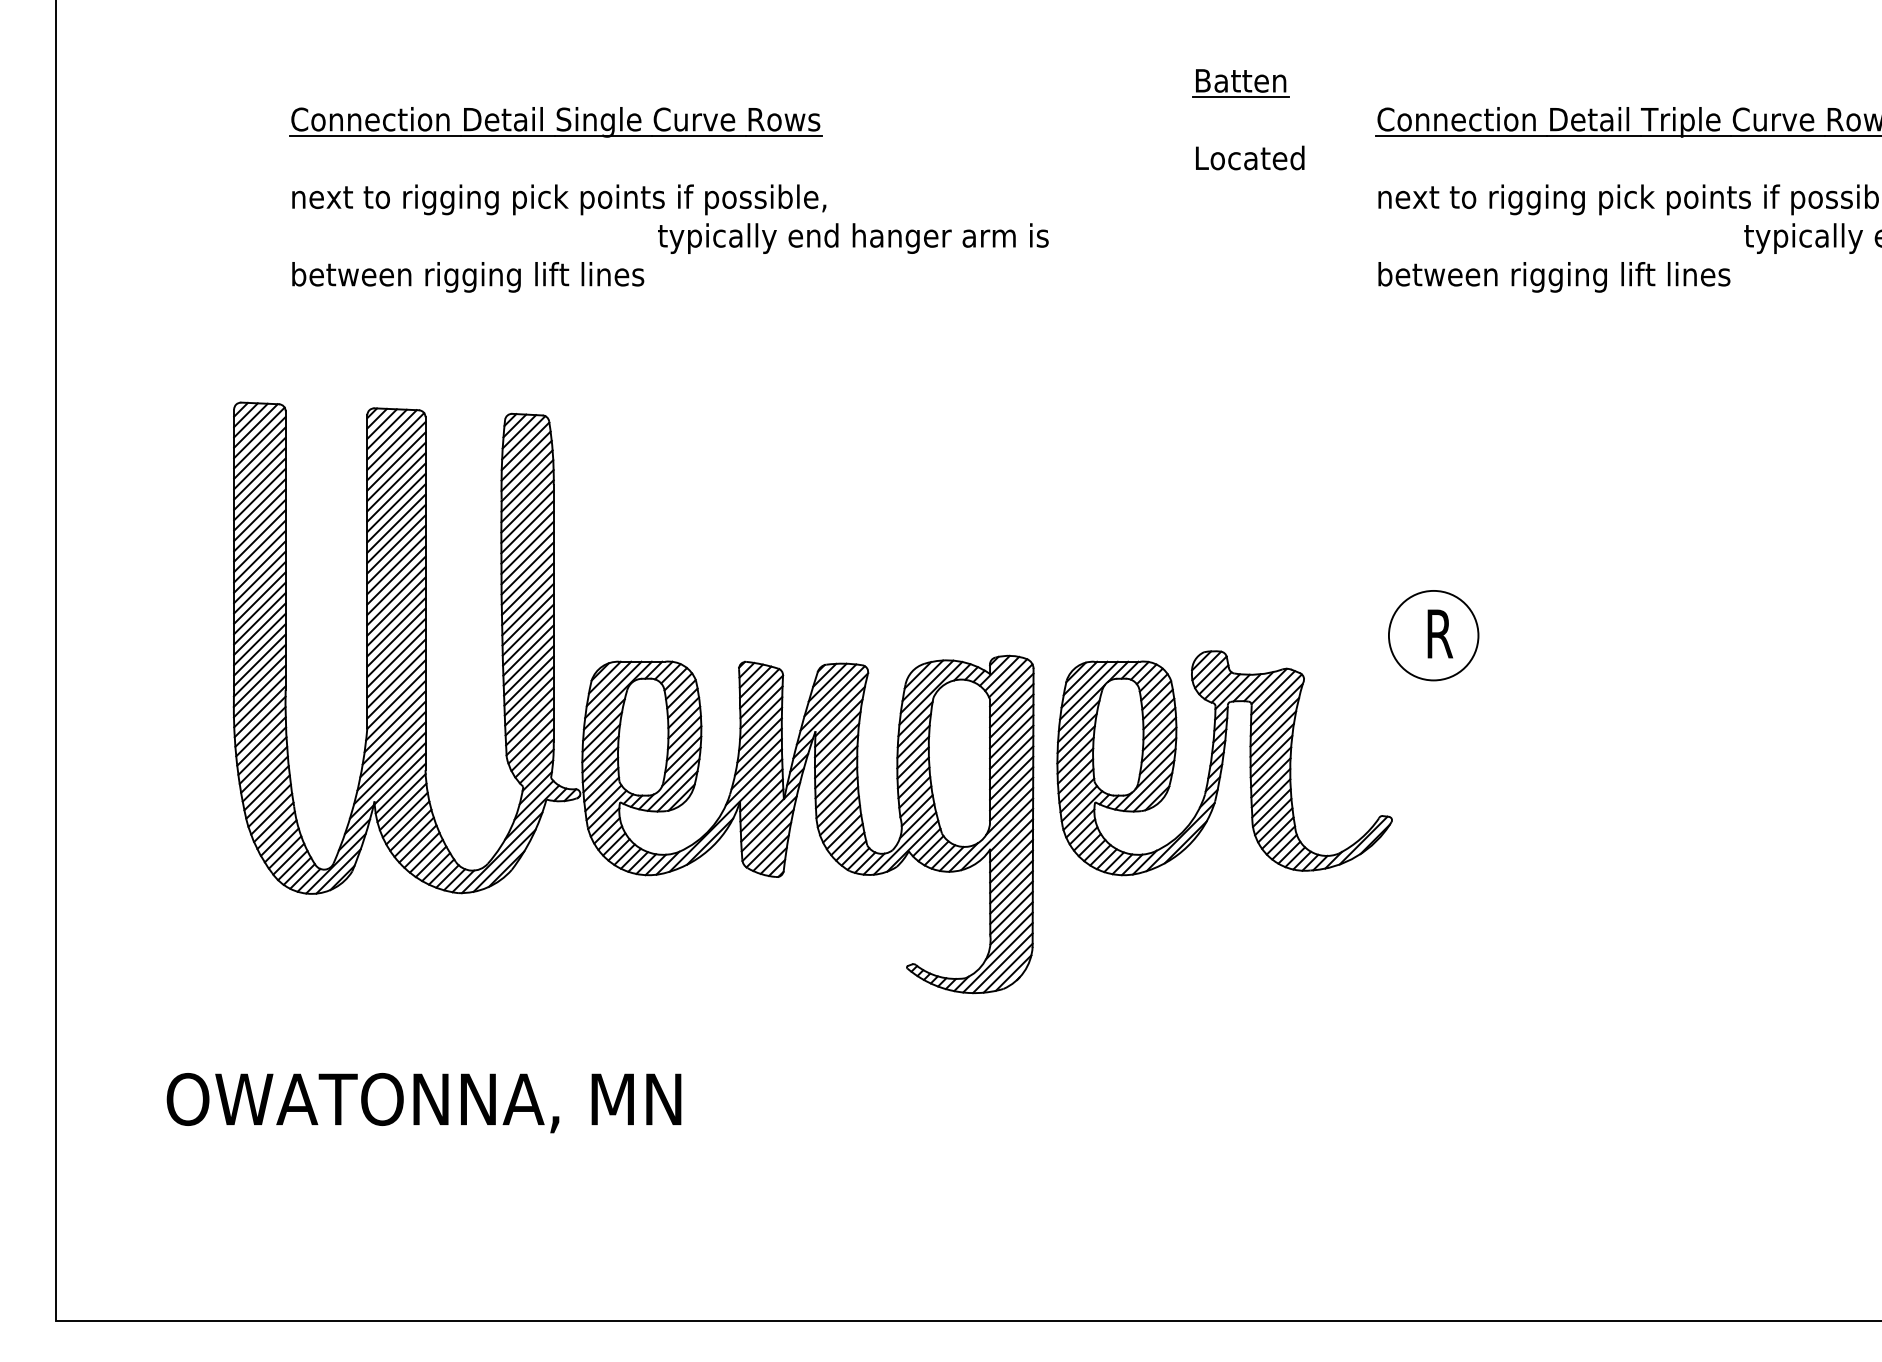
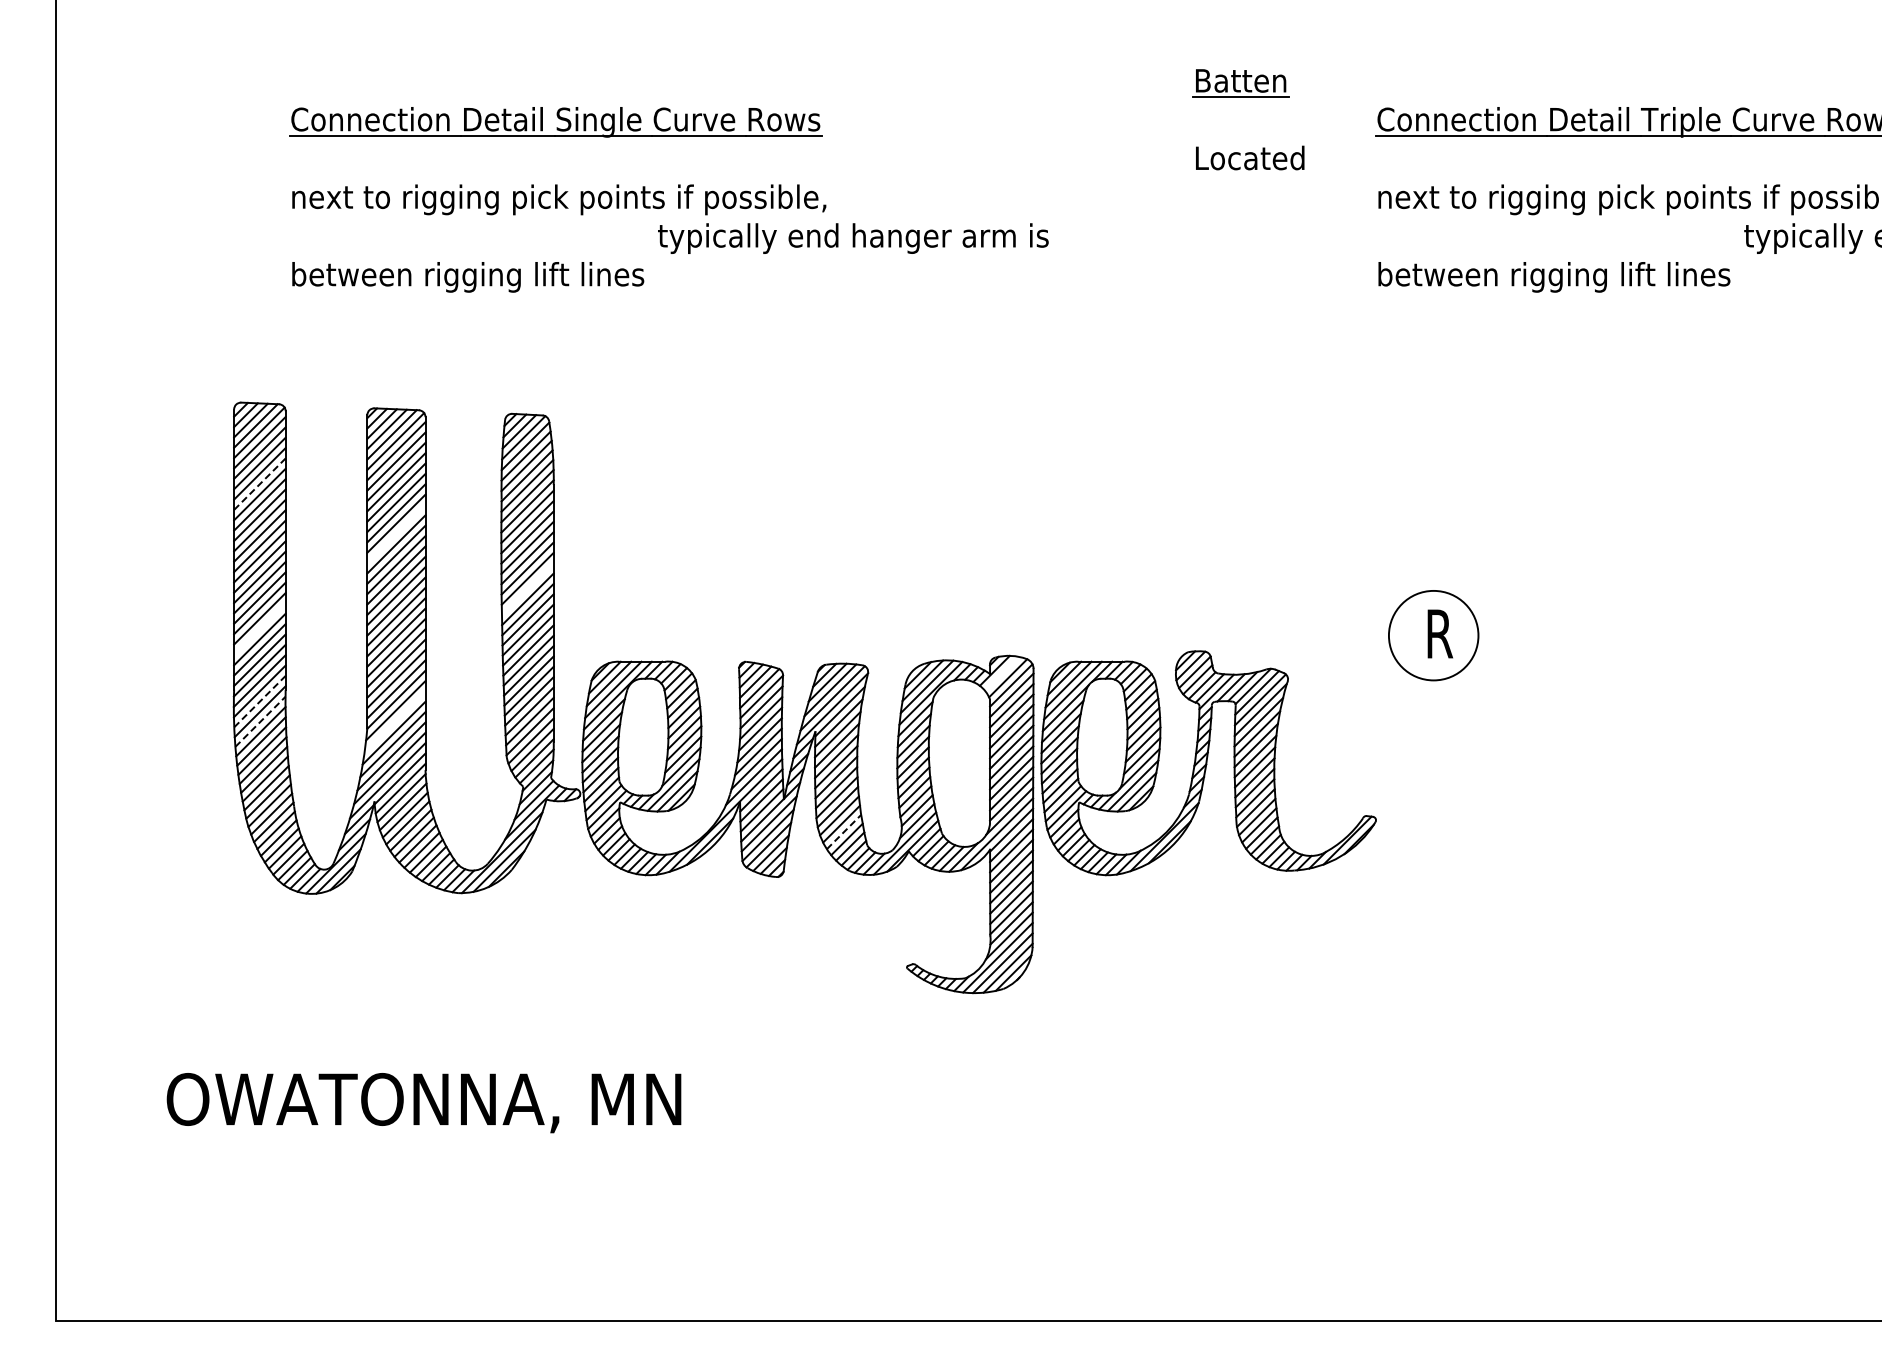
line: solid -> dashed (260, 483)
line: present -> none (396, 533)
line: present -> none (527, 588)
line: present -> none (259, 628)
line: present -> none (1002, 673)
line: solid -> dashed (260, 701)
line: solid -> dashed (260, 721)
line: present -> none (394, 721)
part position: (1224, 763) -> (1208, 763) (1208, 763)
line: solid -> dashed (844, 831)
